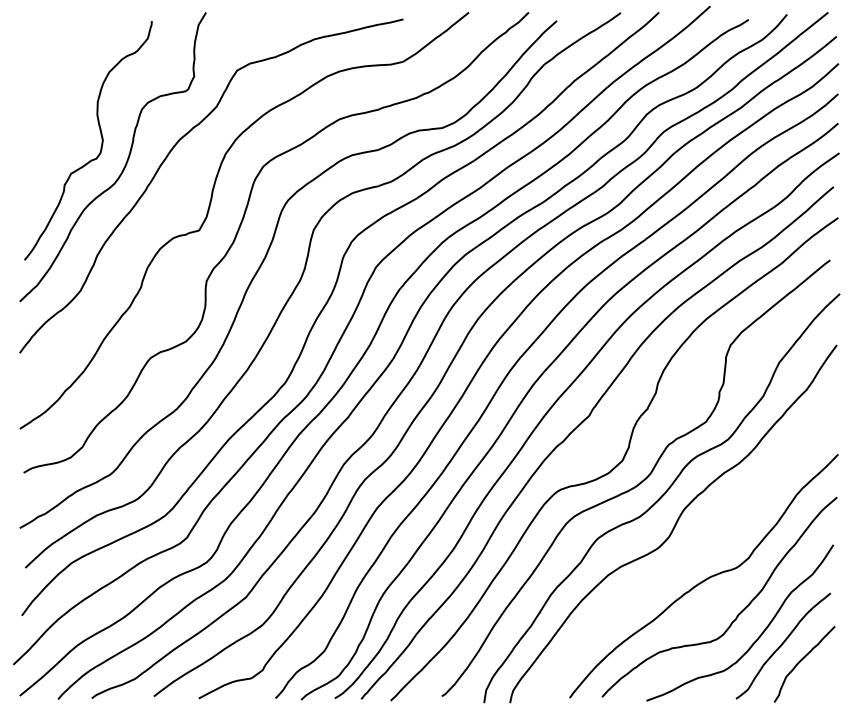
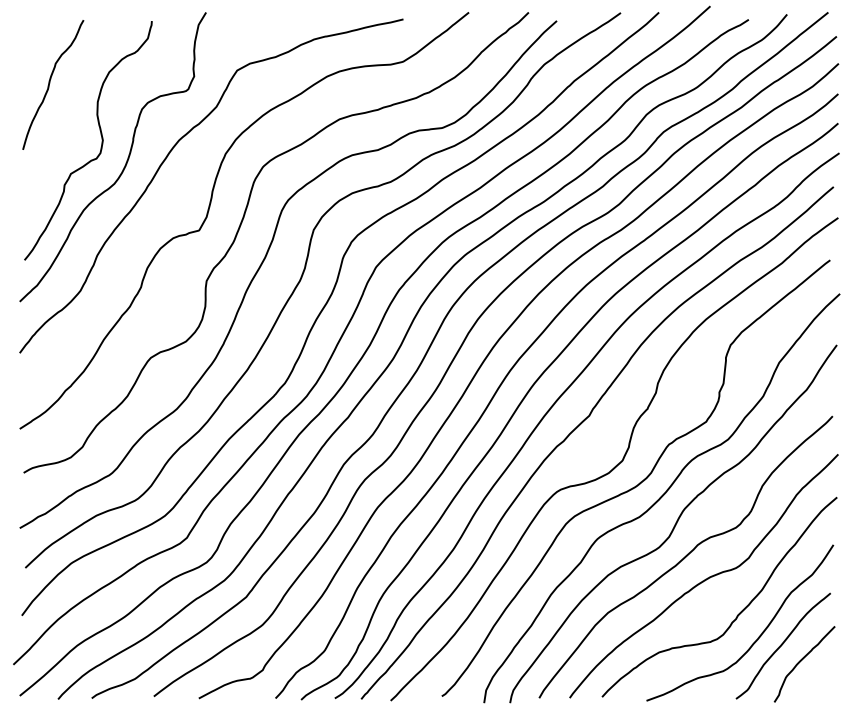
curve: none -> present (50, 83)
curve: none -> present (685, 556)
